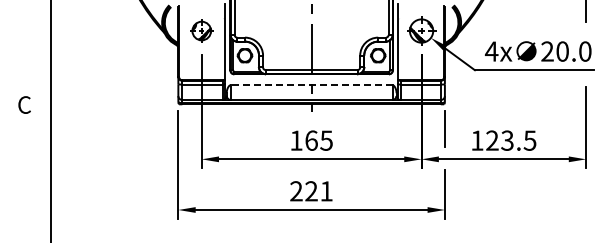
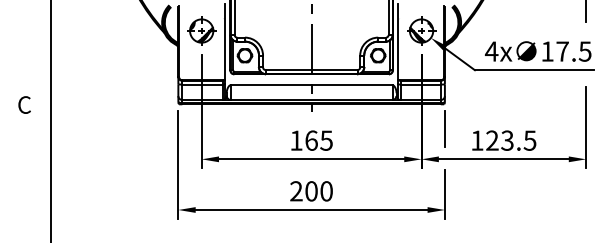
part size: 24x24 px -> 30x30 px (201, 30)
text: 20.0 -> 17.5 (566, 51)
line: dashed -> solid (311, 85)
text: 221 -> 200 (318, 191)
